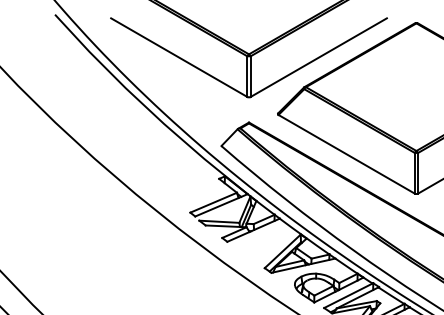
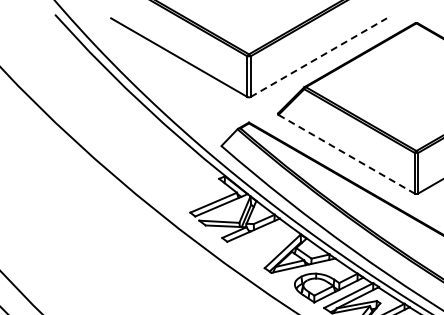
line: solid -> dashed (318, 57)
line: solid -> dashed (346, 154)
